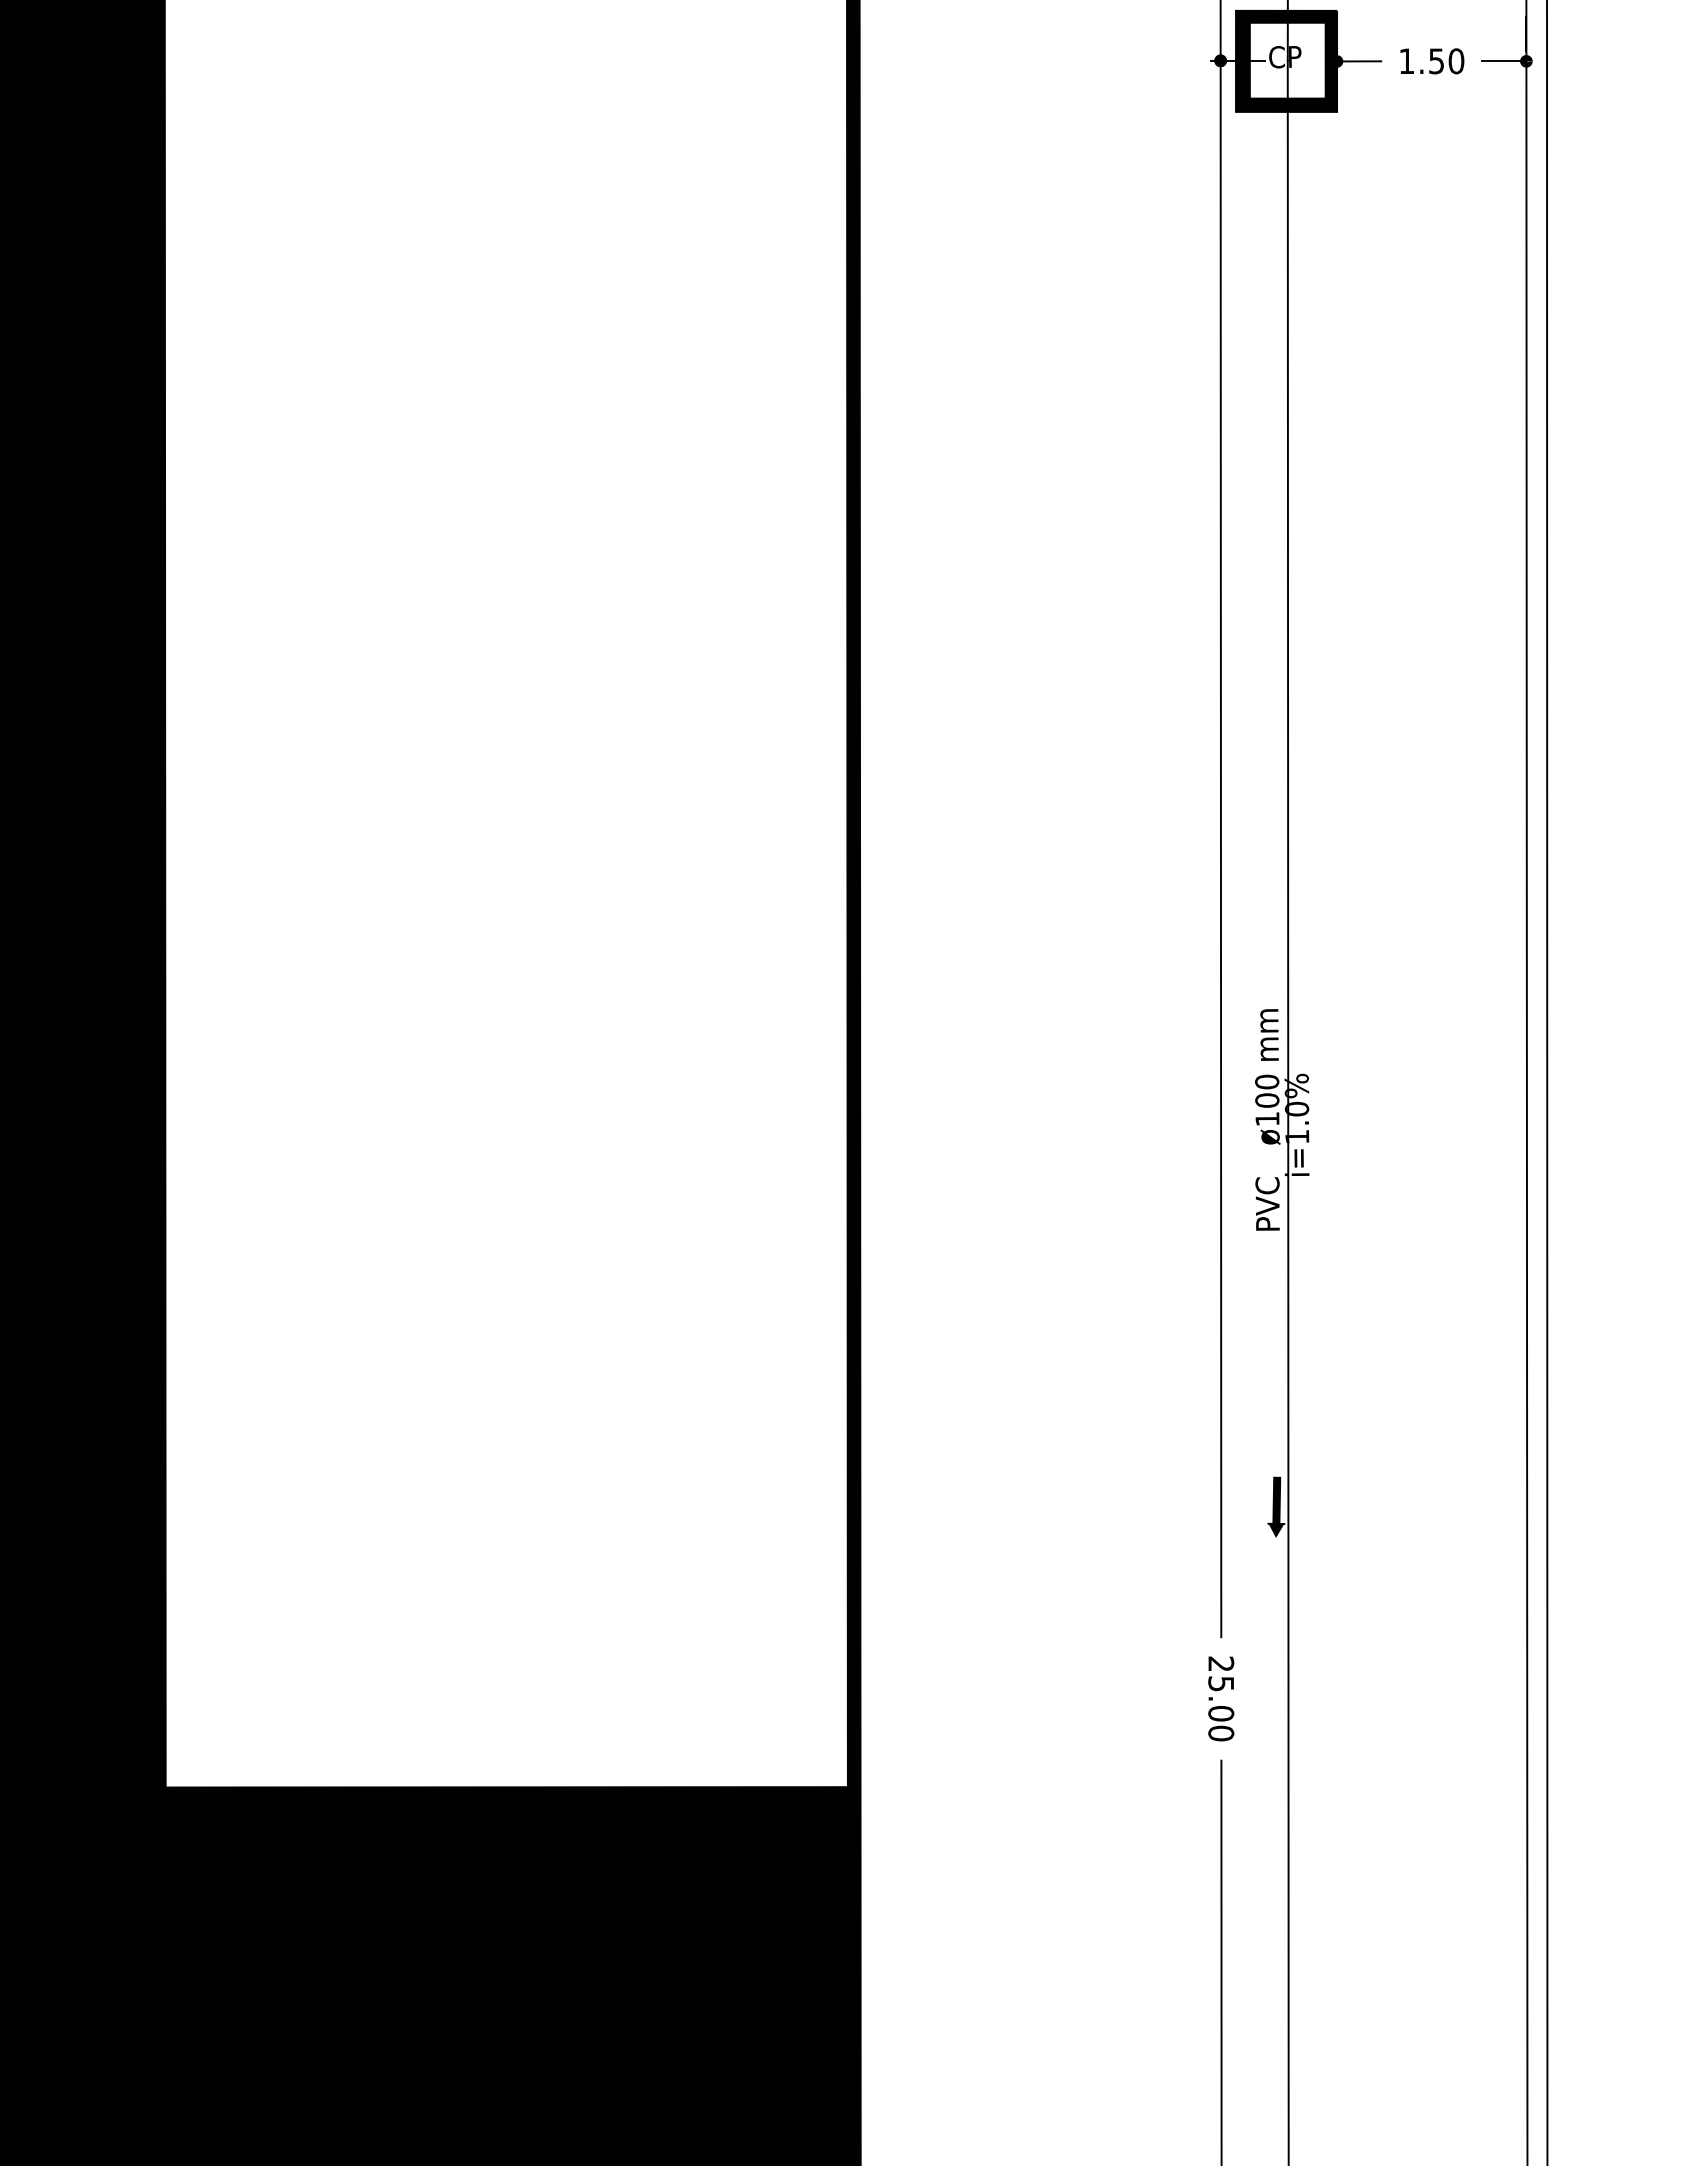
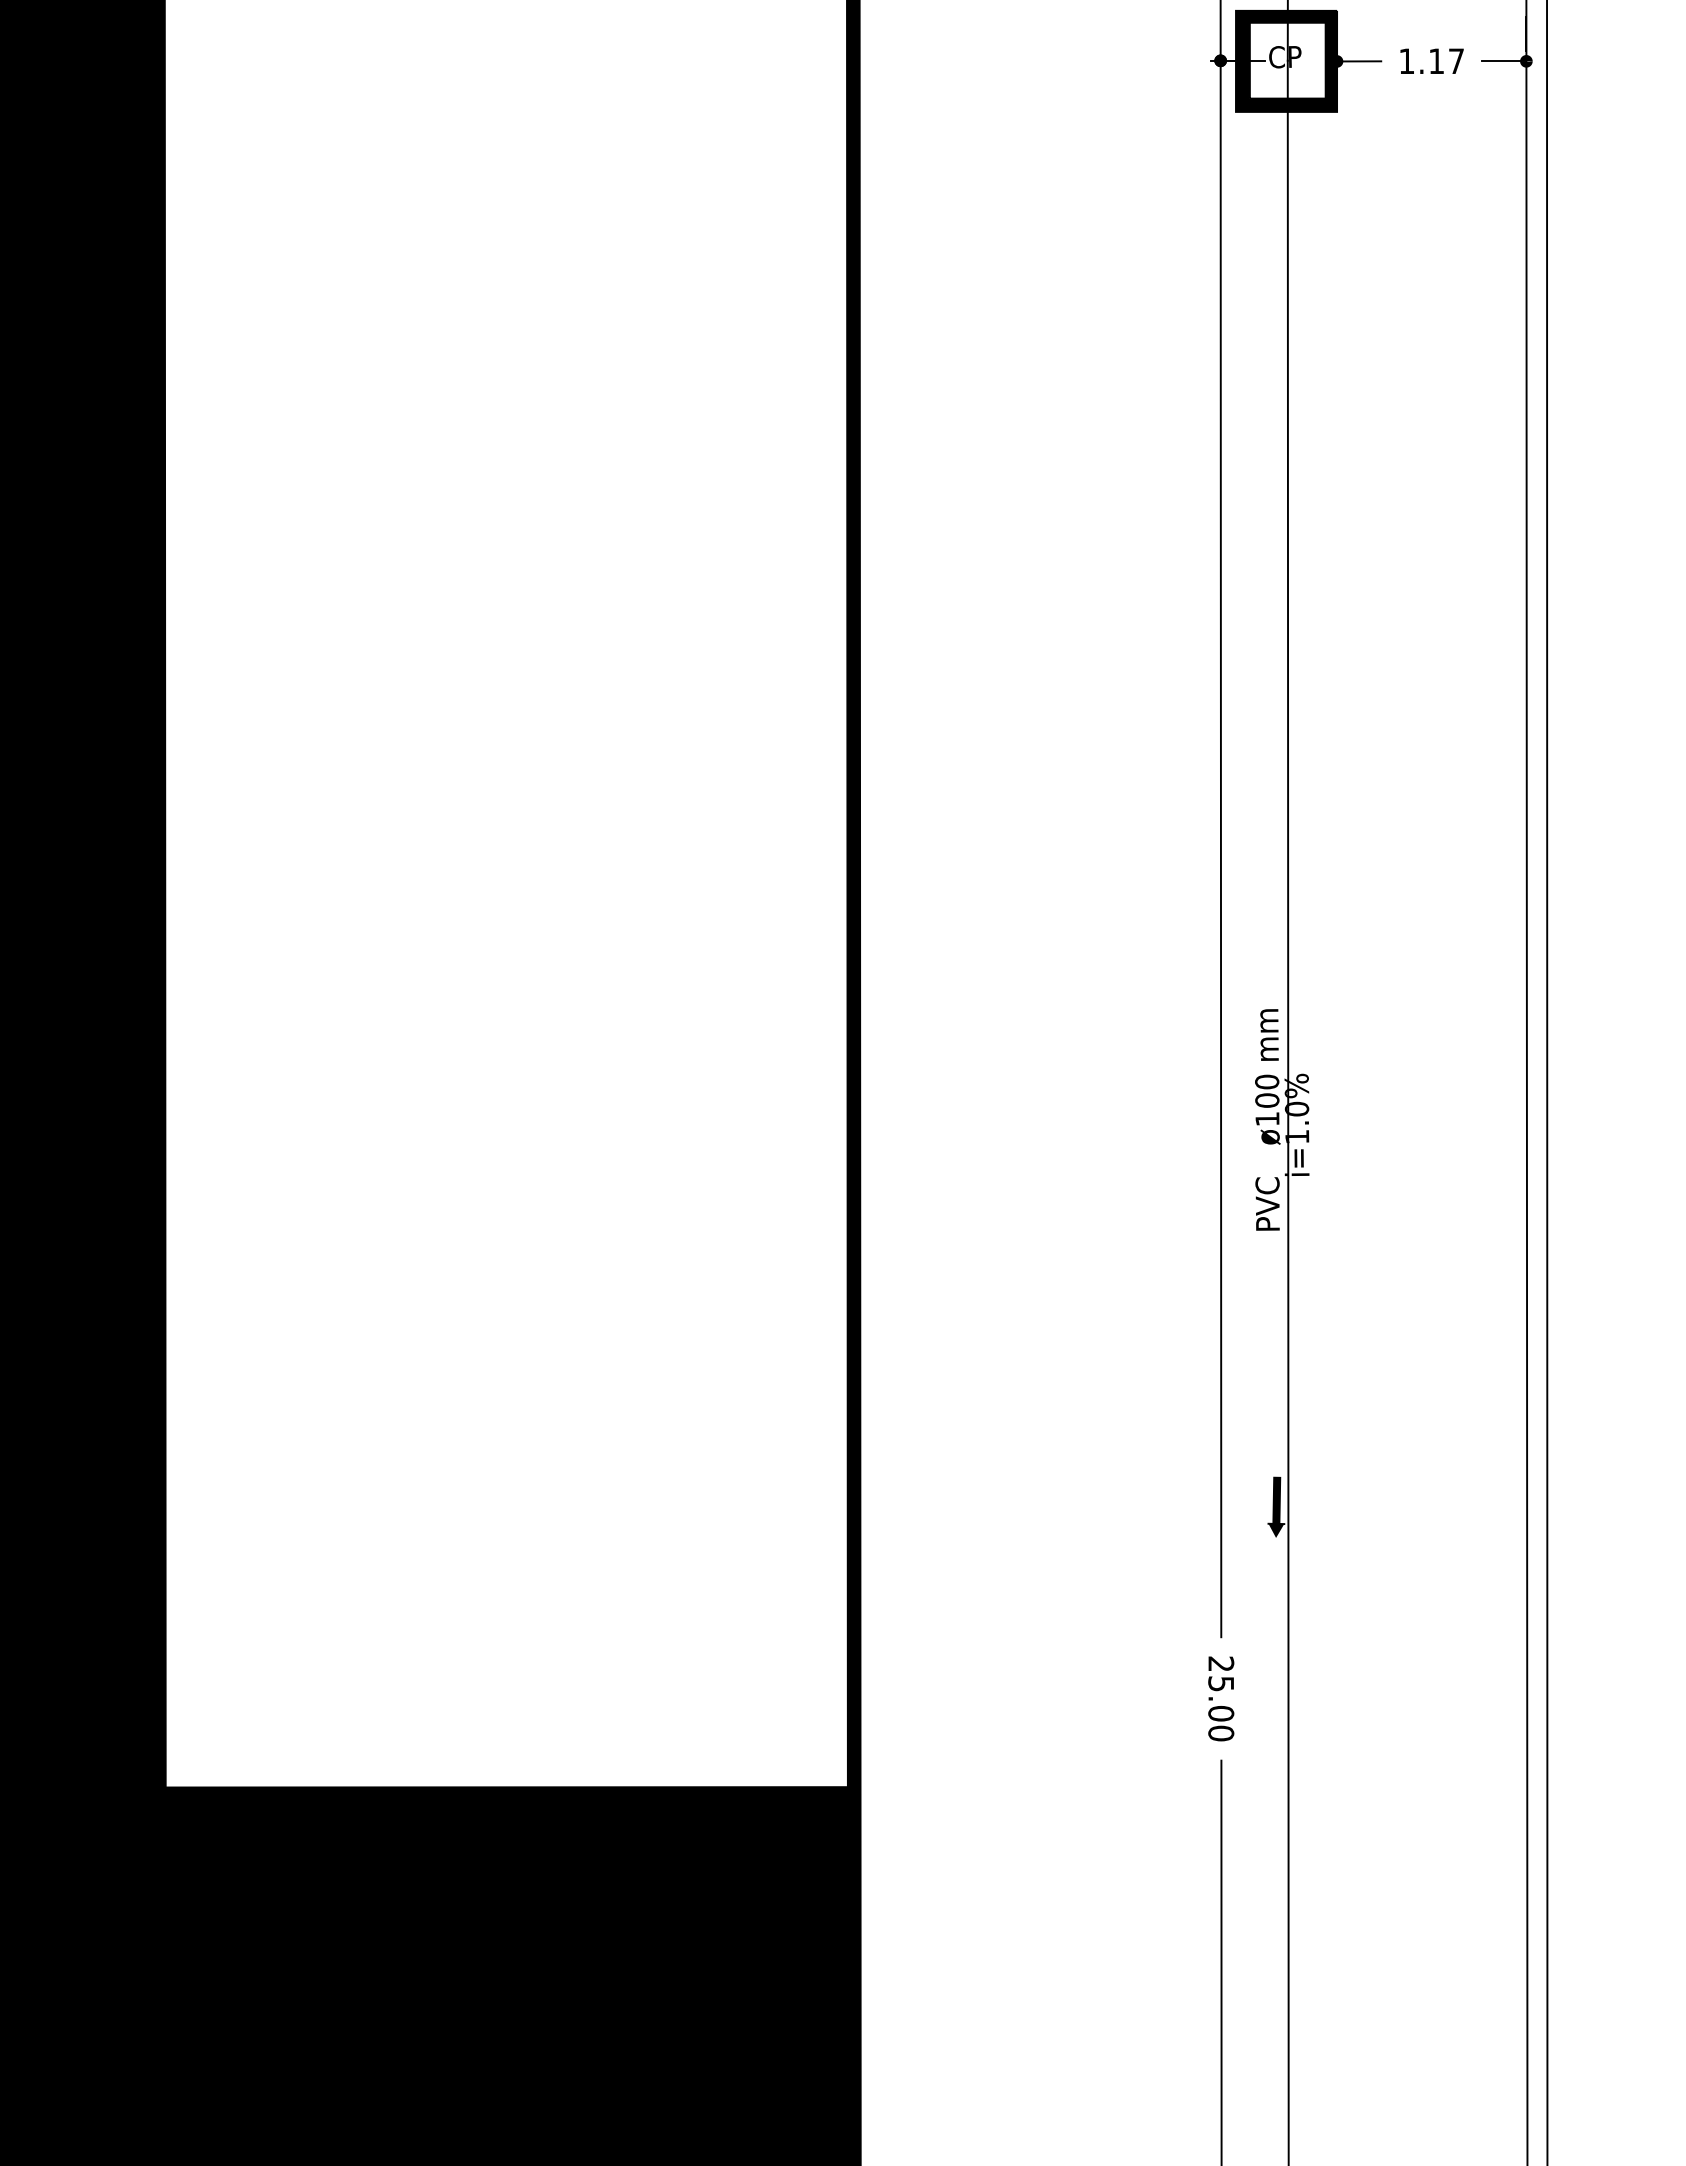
text: 1.50 -> 1.17 (1446, 61)
